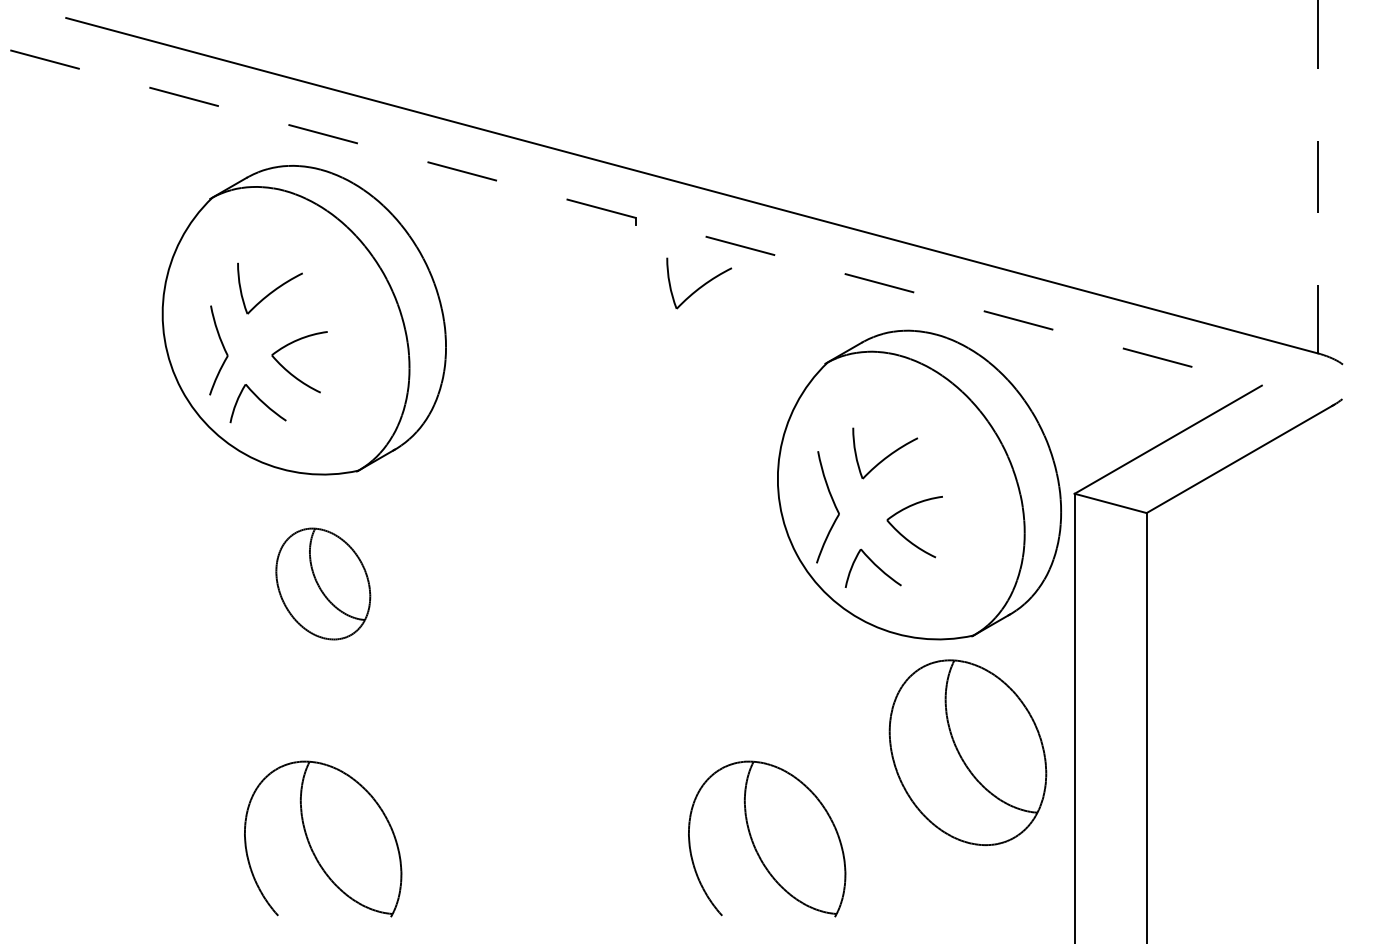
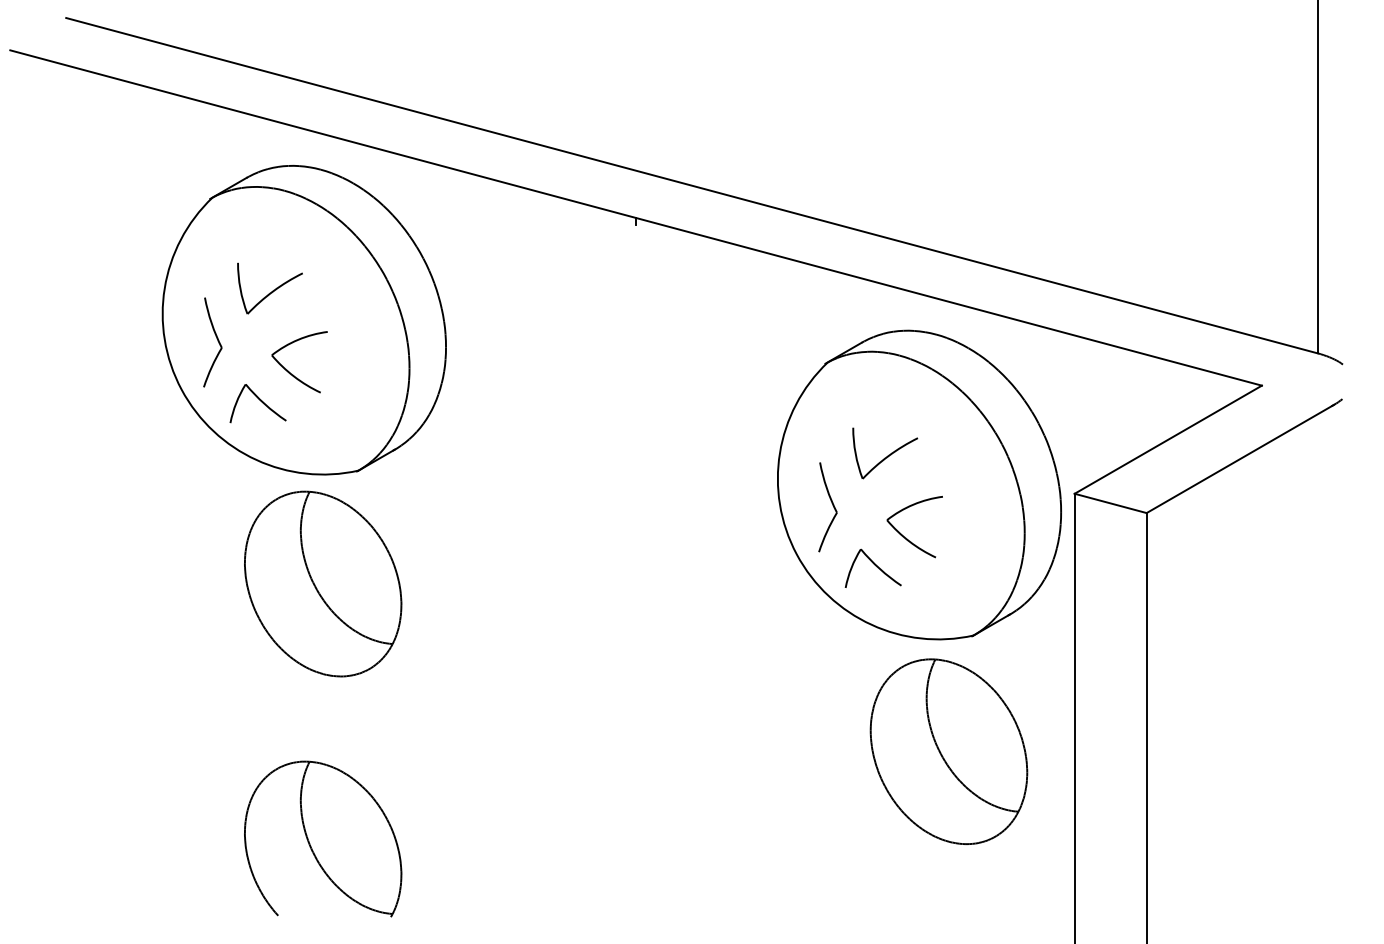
line: dashed -> solid (1317, 177)
line: dashed -> solid (636, 218)
part: present -> none (699, 283)
part position: (218, 350) -> (212, 342) (212, 342)
part size: 24x113 px -> 20x91 px (827, 507)
part size: 97x114 px -> 159x188 px (323, 583)
part position: (967, 752) -> (948, 751) (948, 751)
part: present -> none (767, 838)
